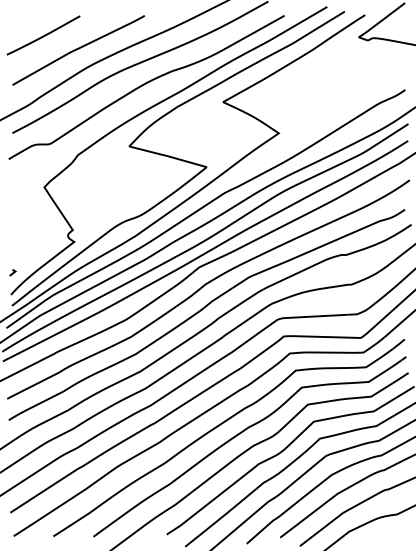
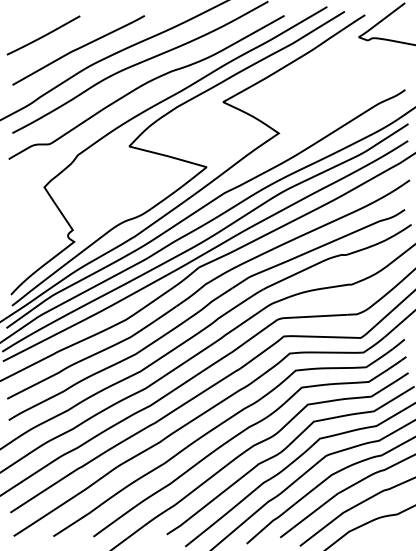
line: present -> none (12, 272)
